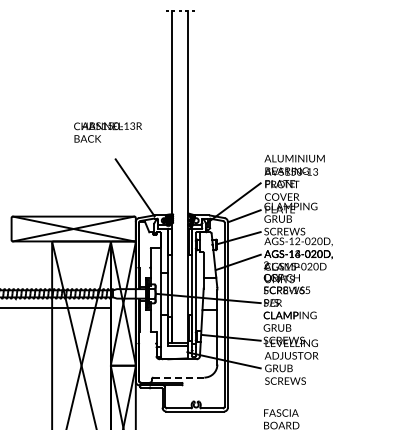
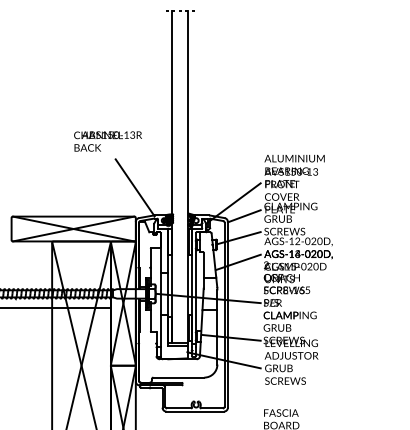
text position: (107, 132) -> (107, 141) (107, 141)
line: dashed -> solid (178, 377)
